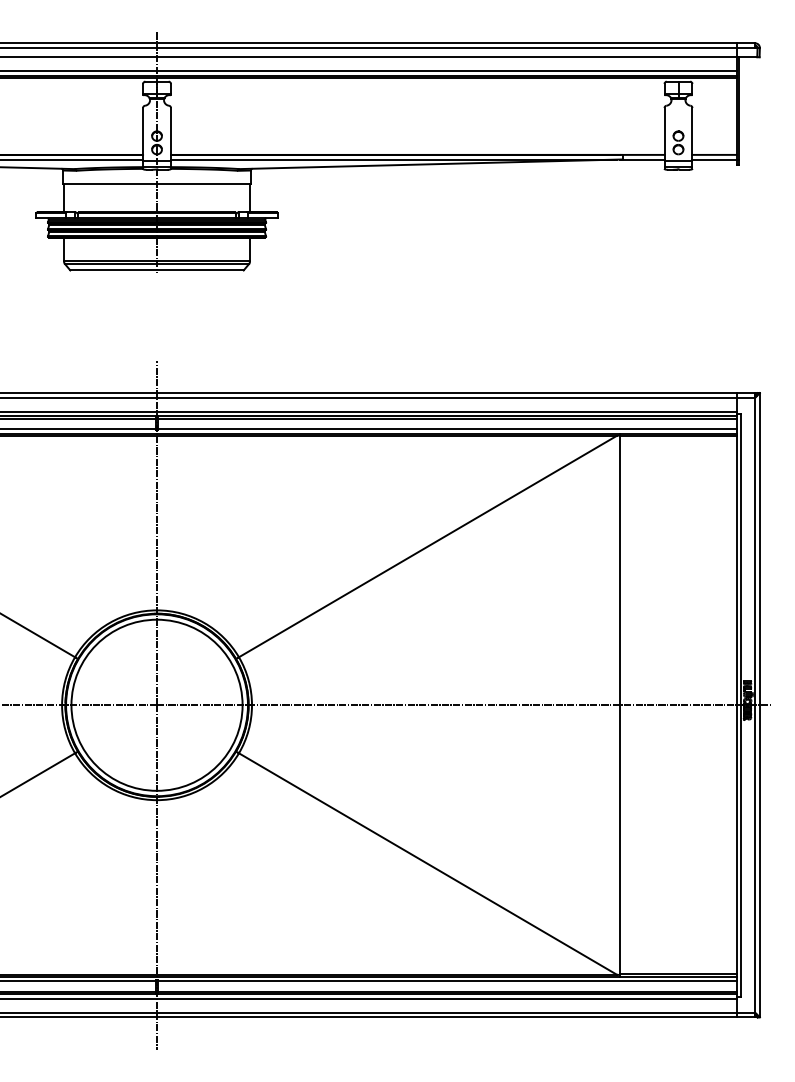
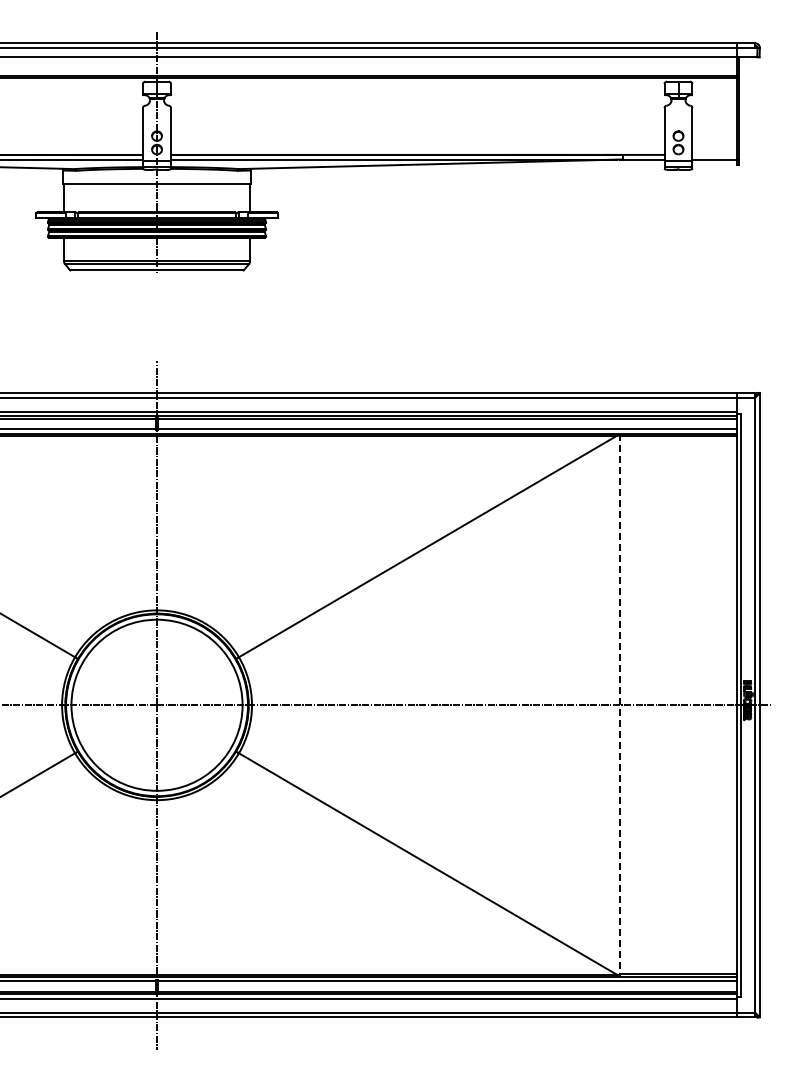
line: present -> none (369, 71)
line: present -> none (714, 154)
line: solid -> dashed (620, 705)
